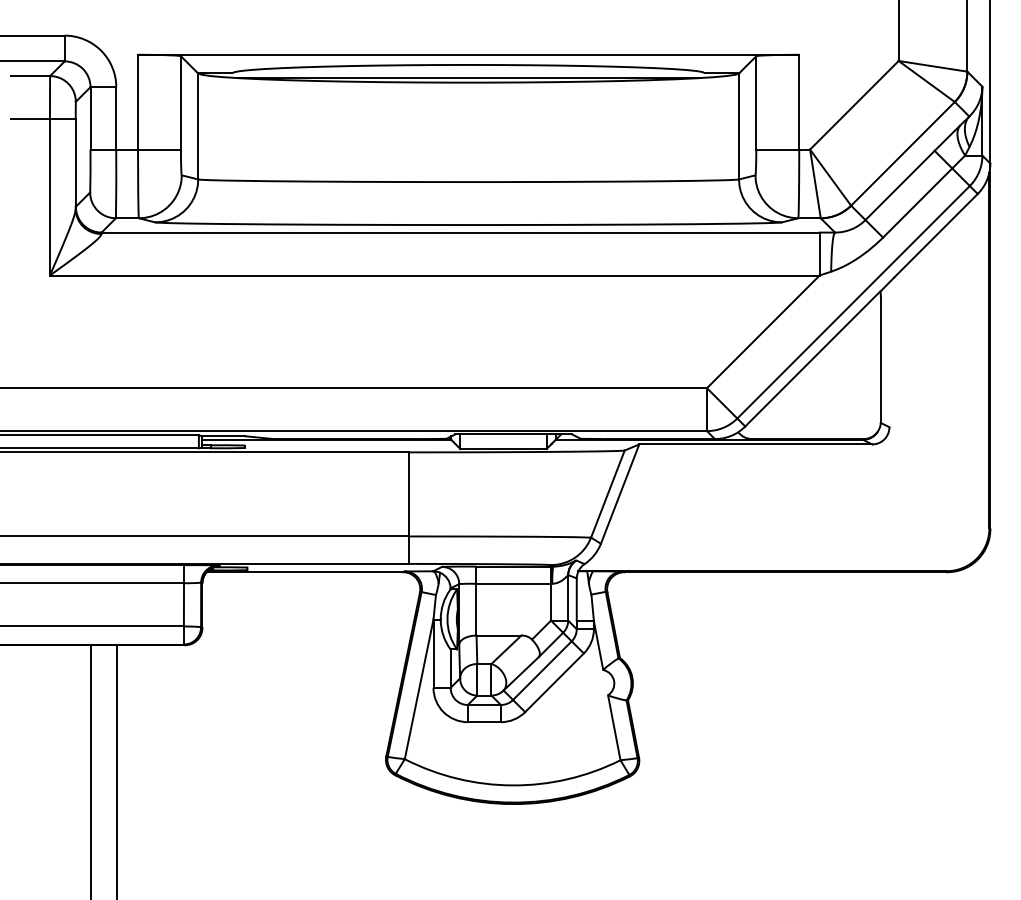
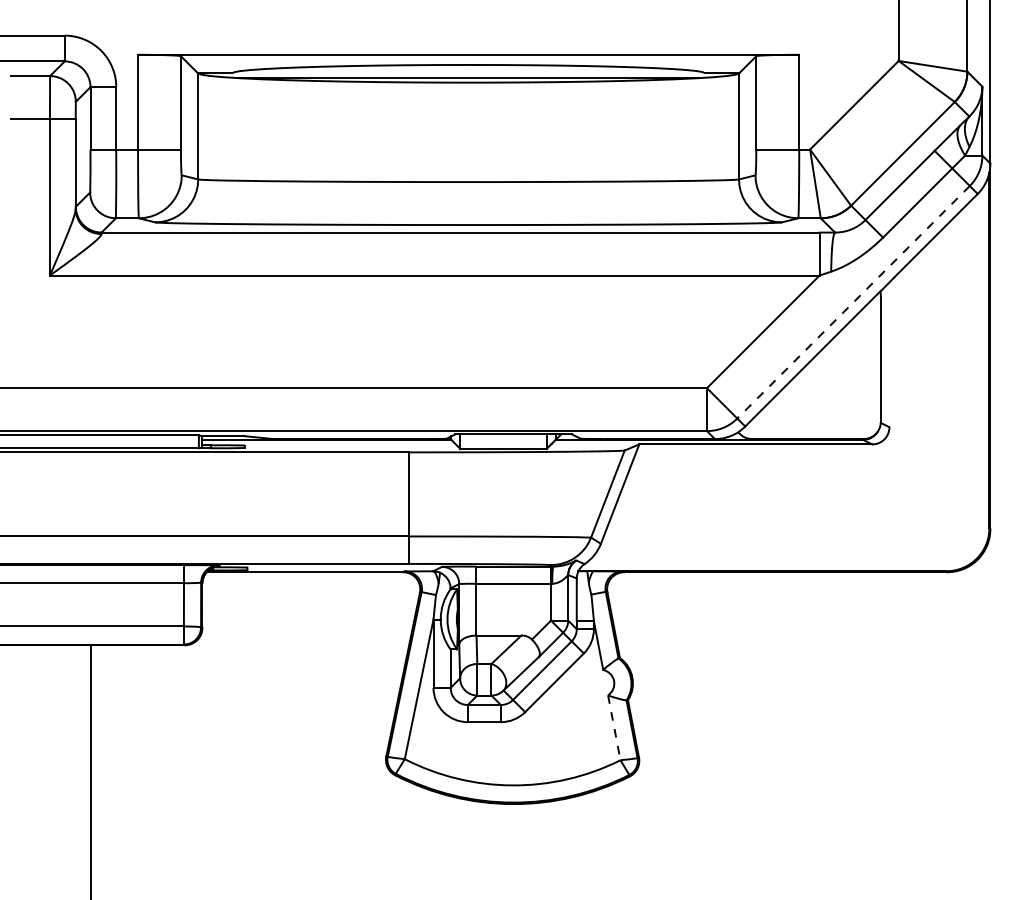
line: solid -> dashed (853, 302)
line: solid -> dashed (614, 728)
line: present -> none (116, 770)
